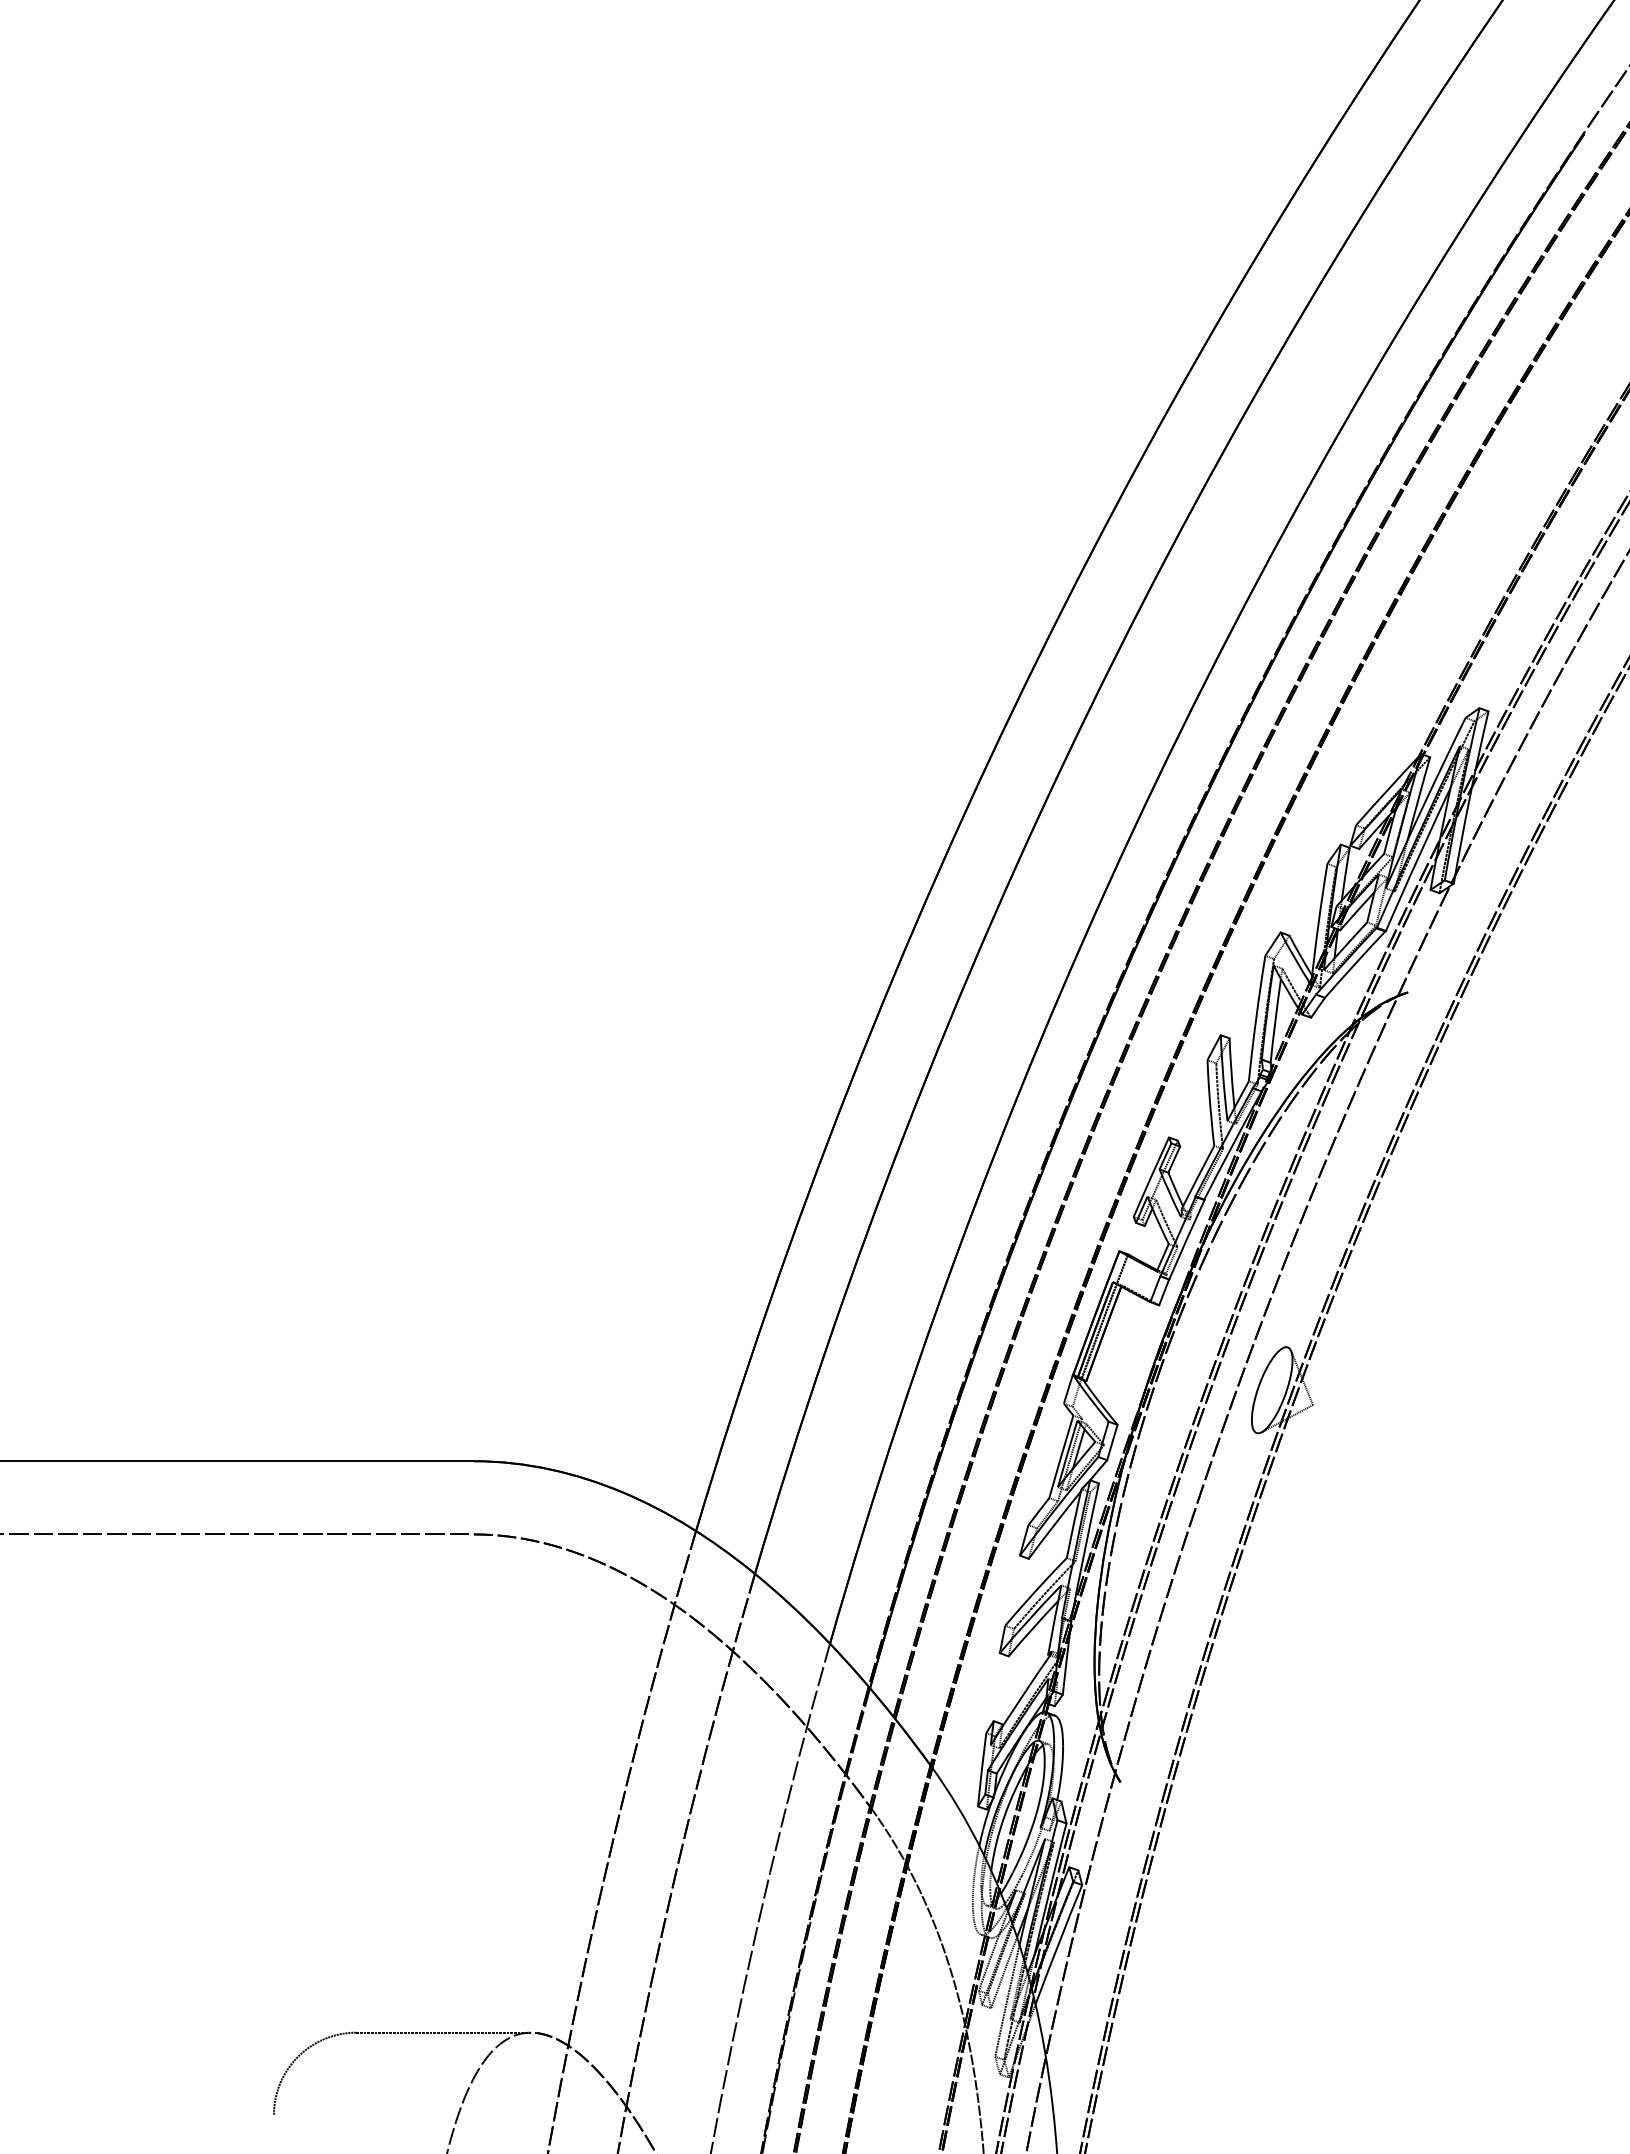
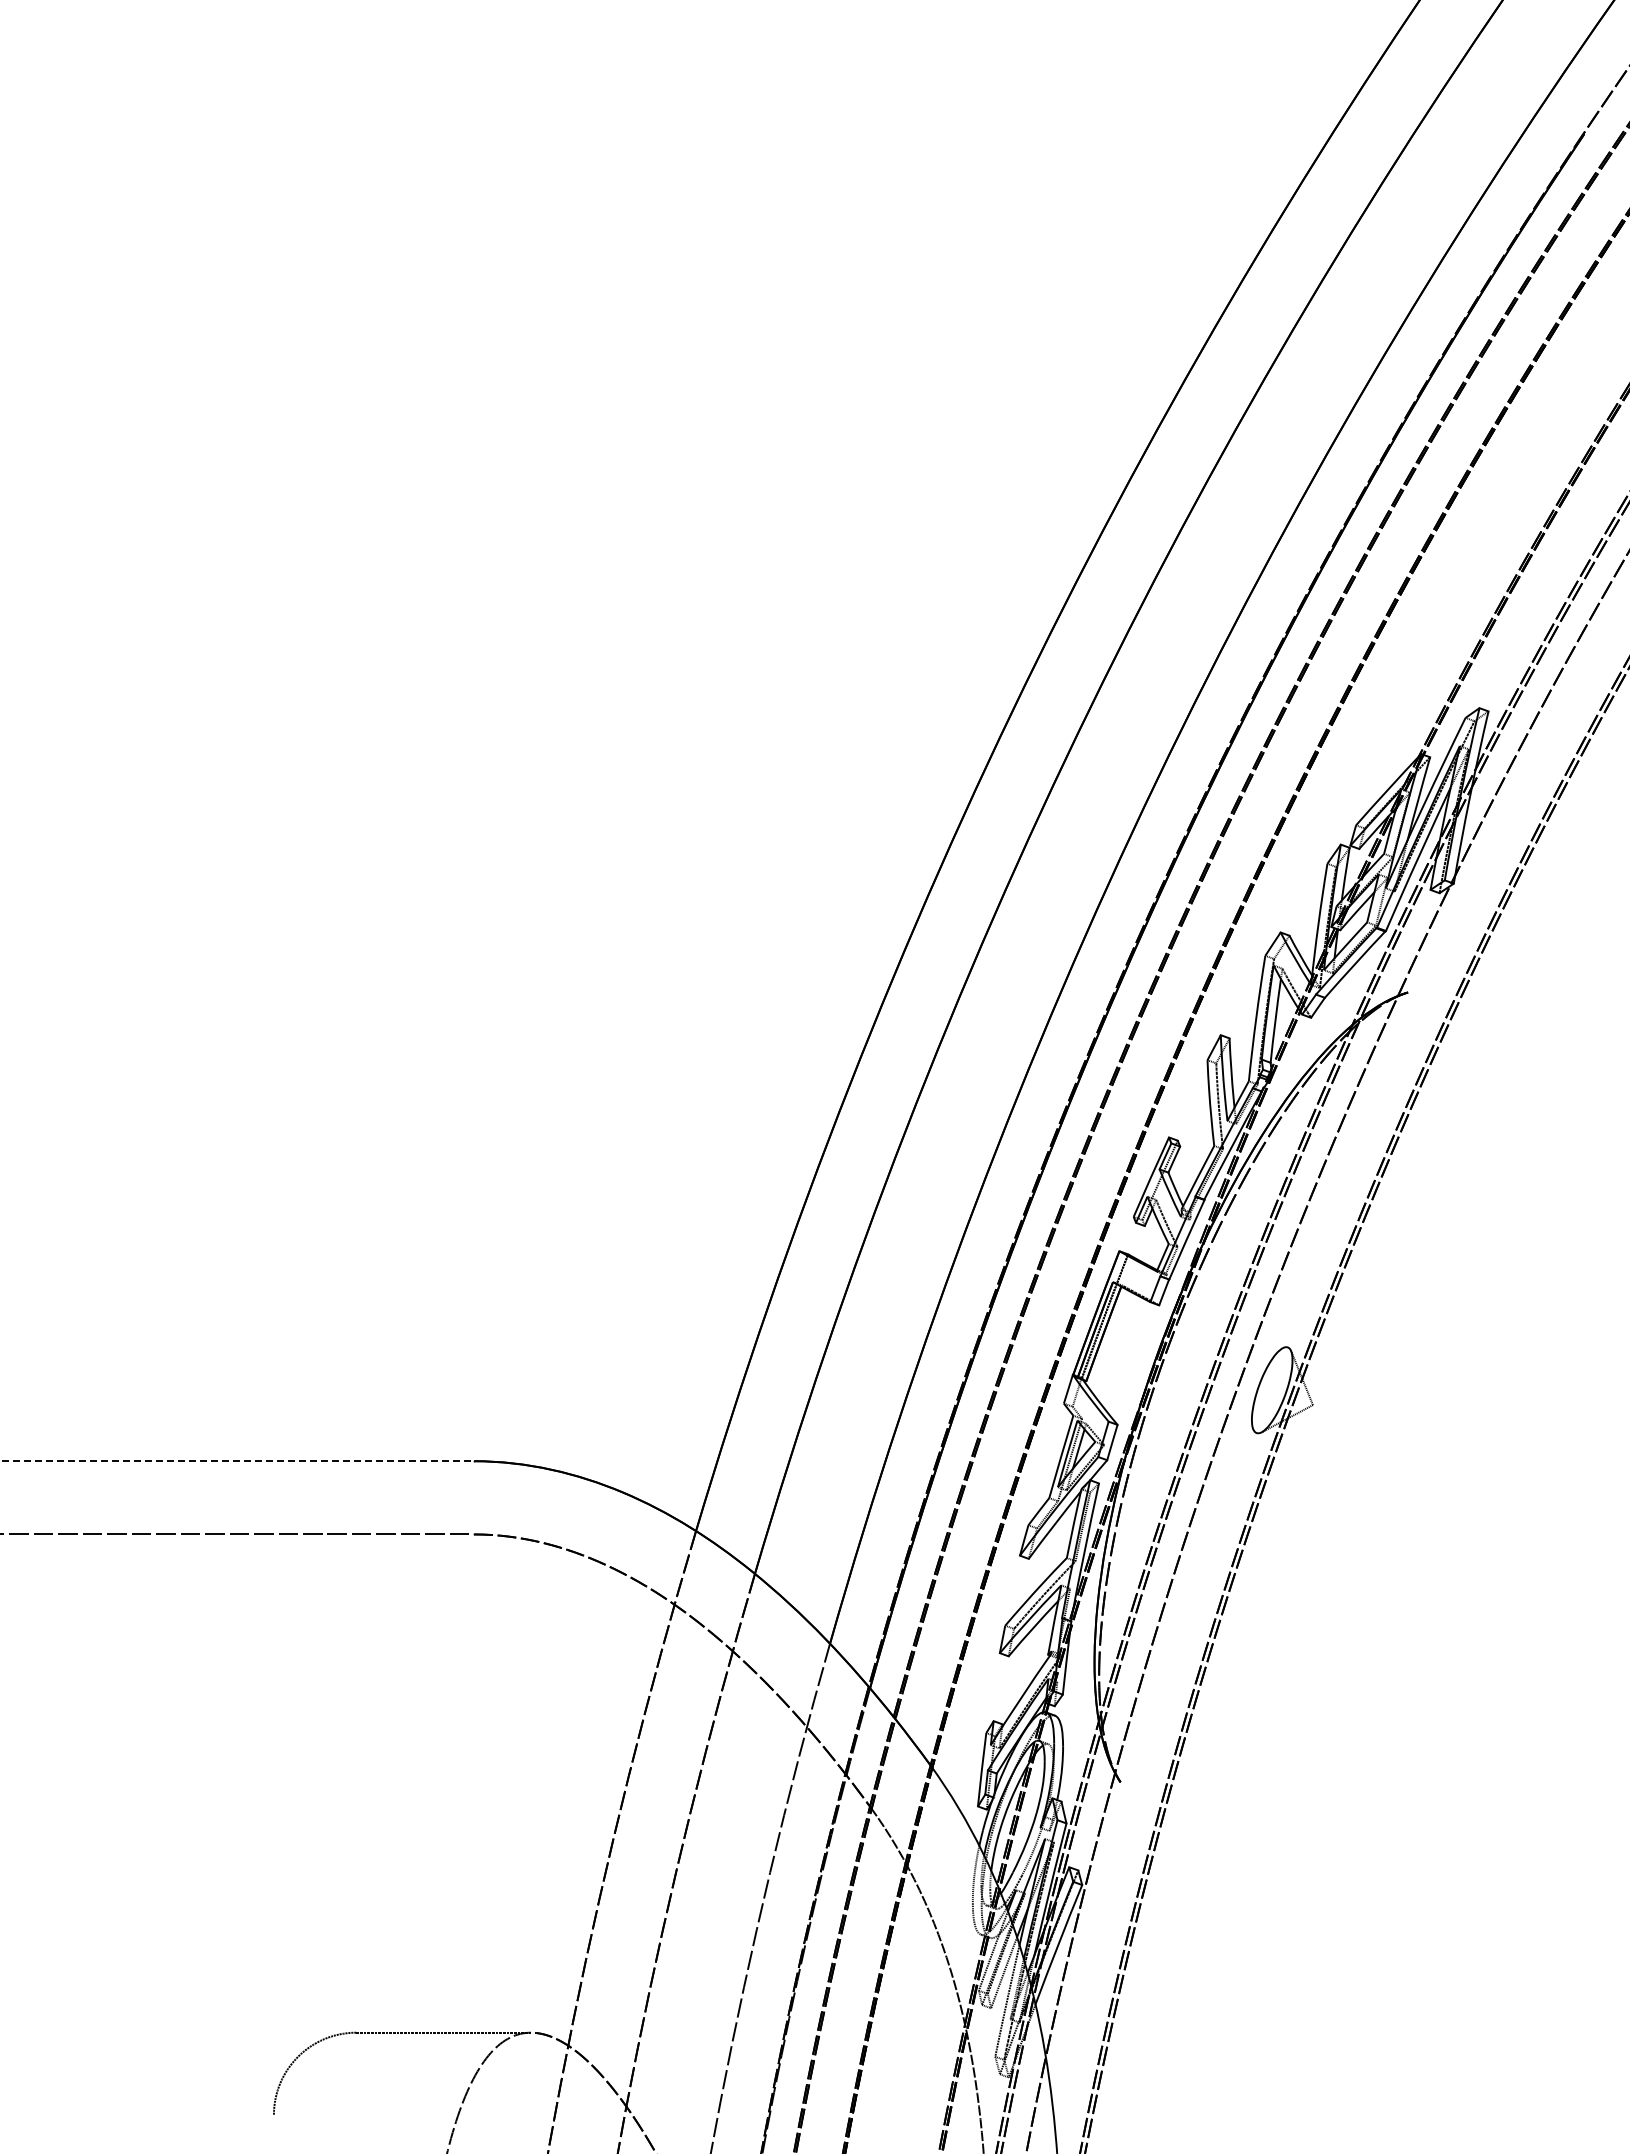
line: solid -> dashed (237, 1461)
